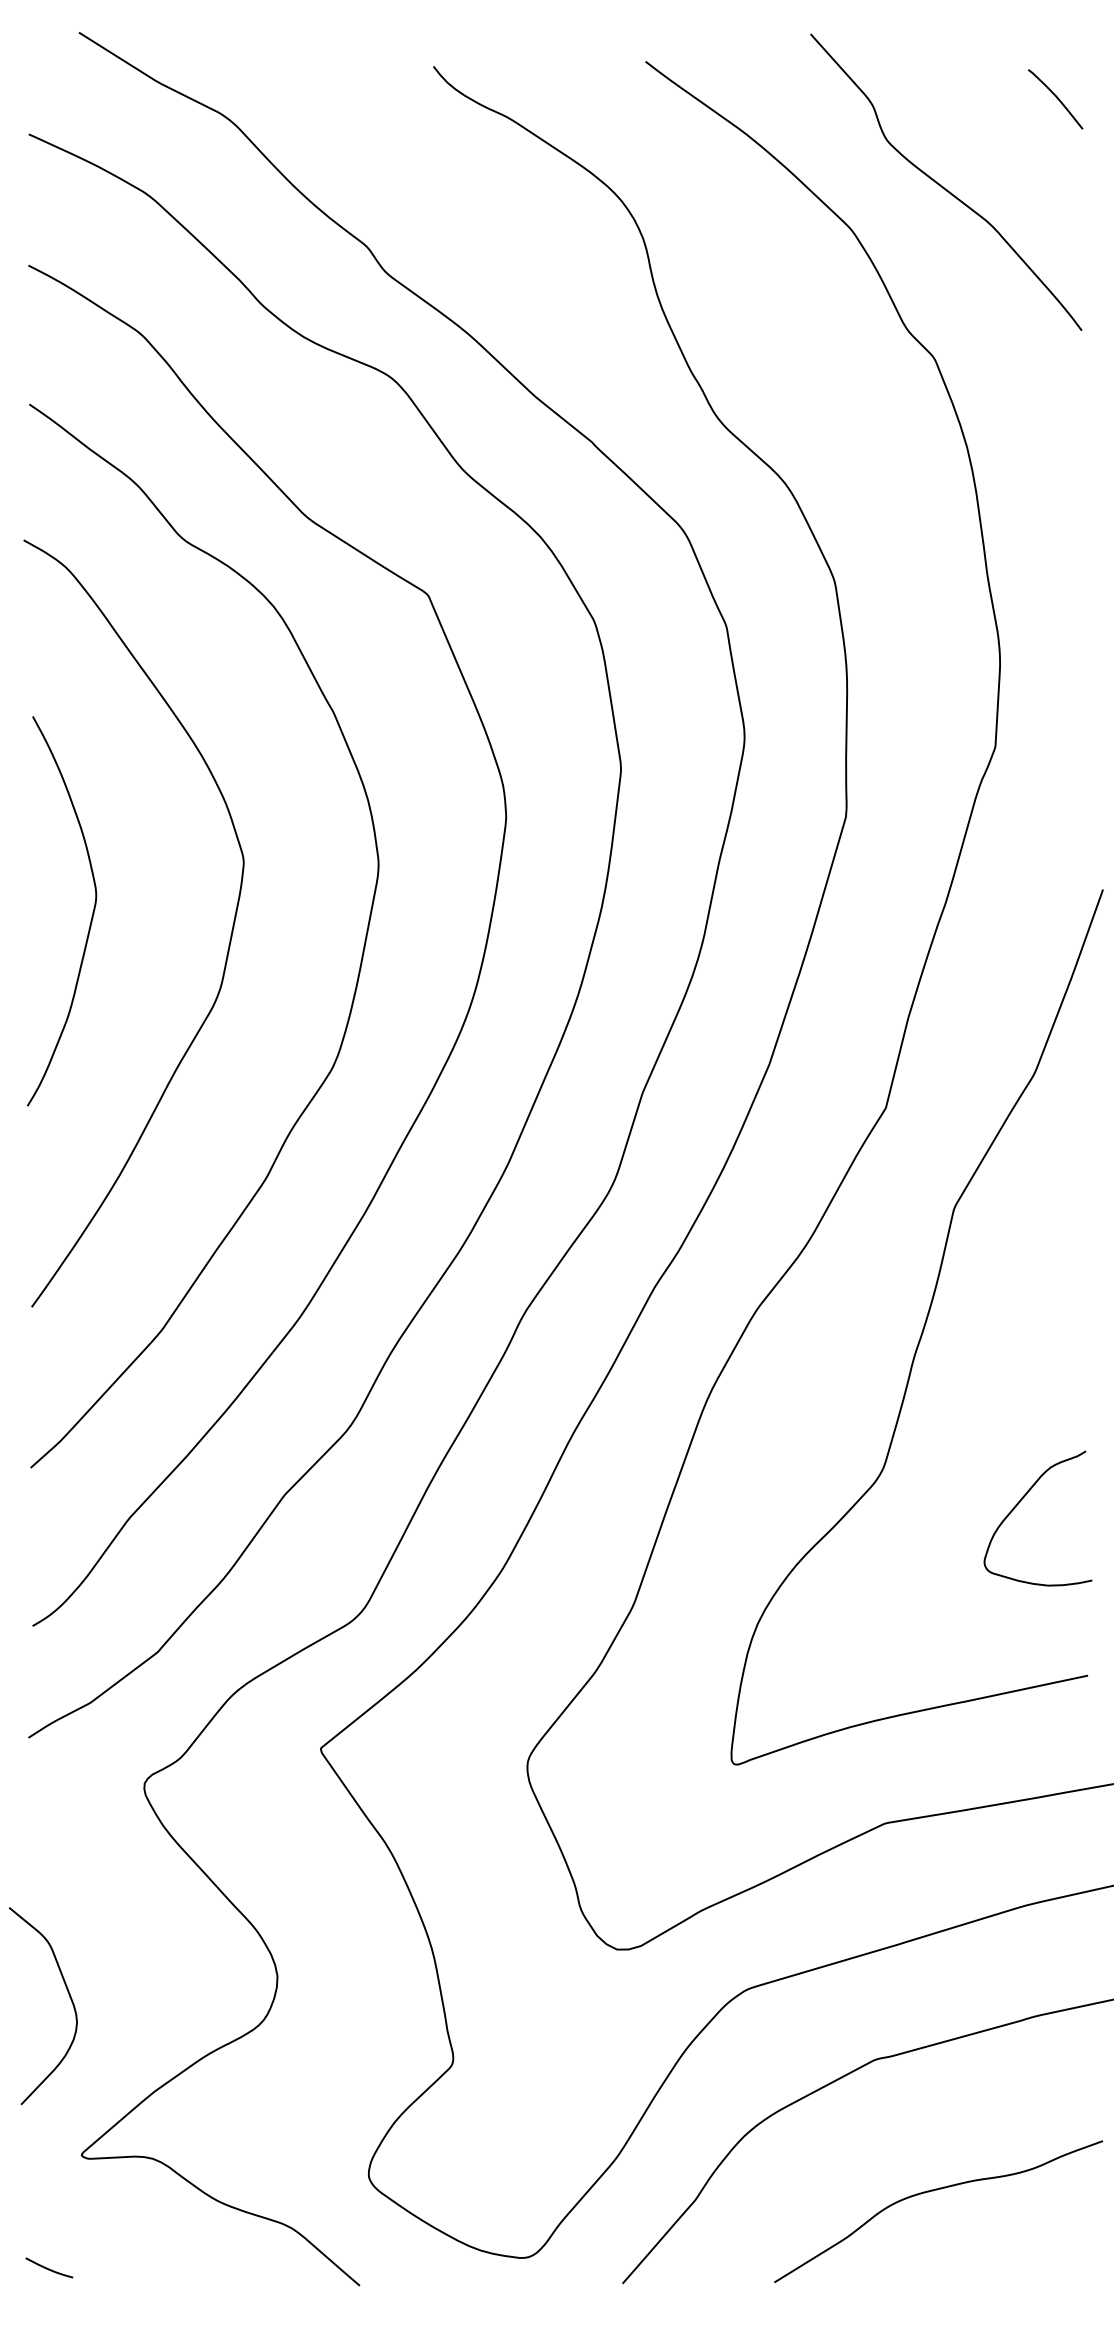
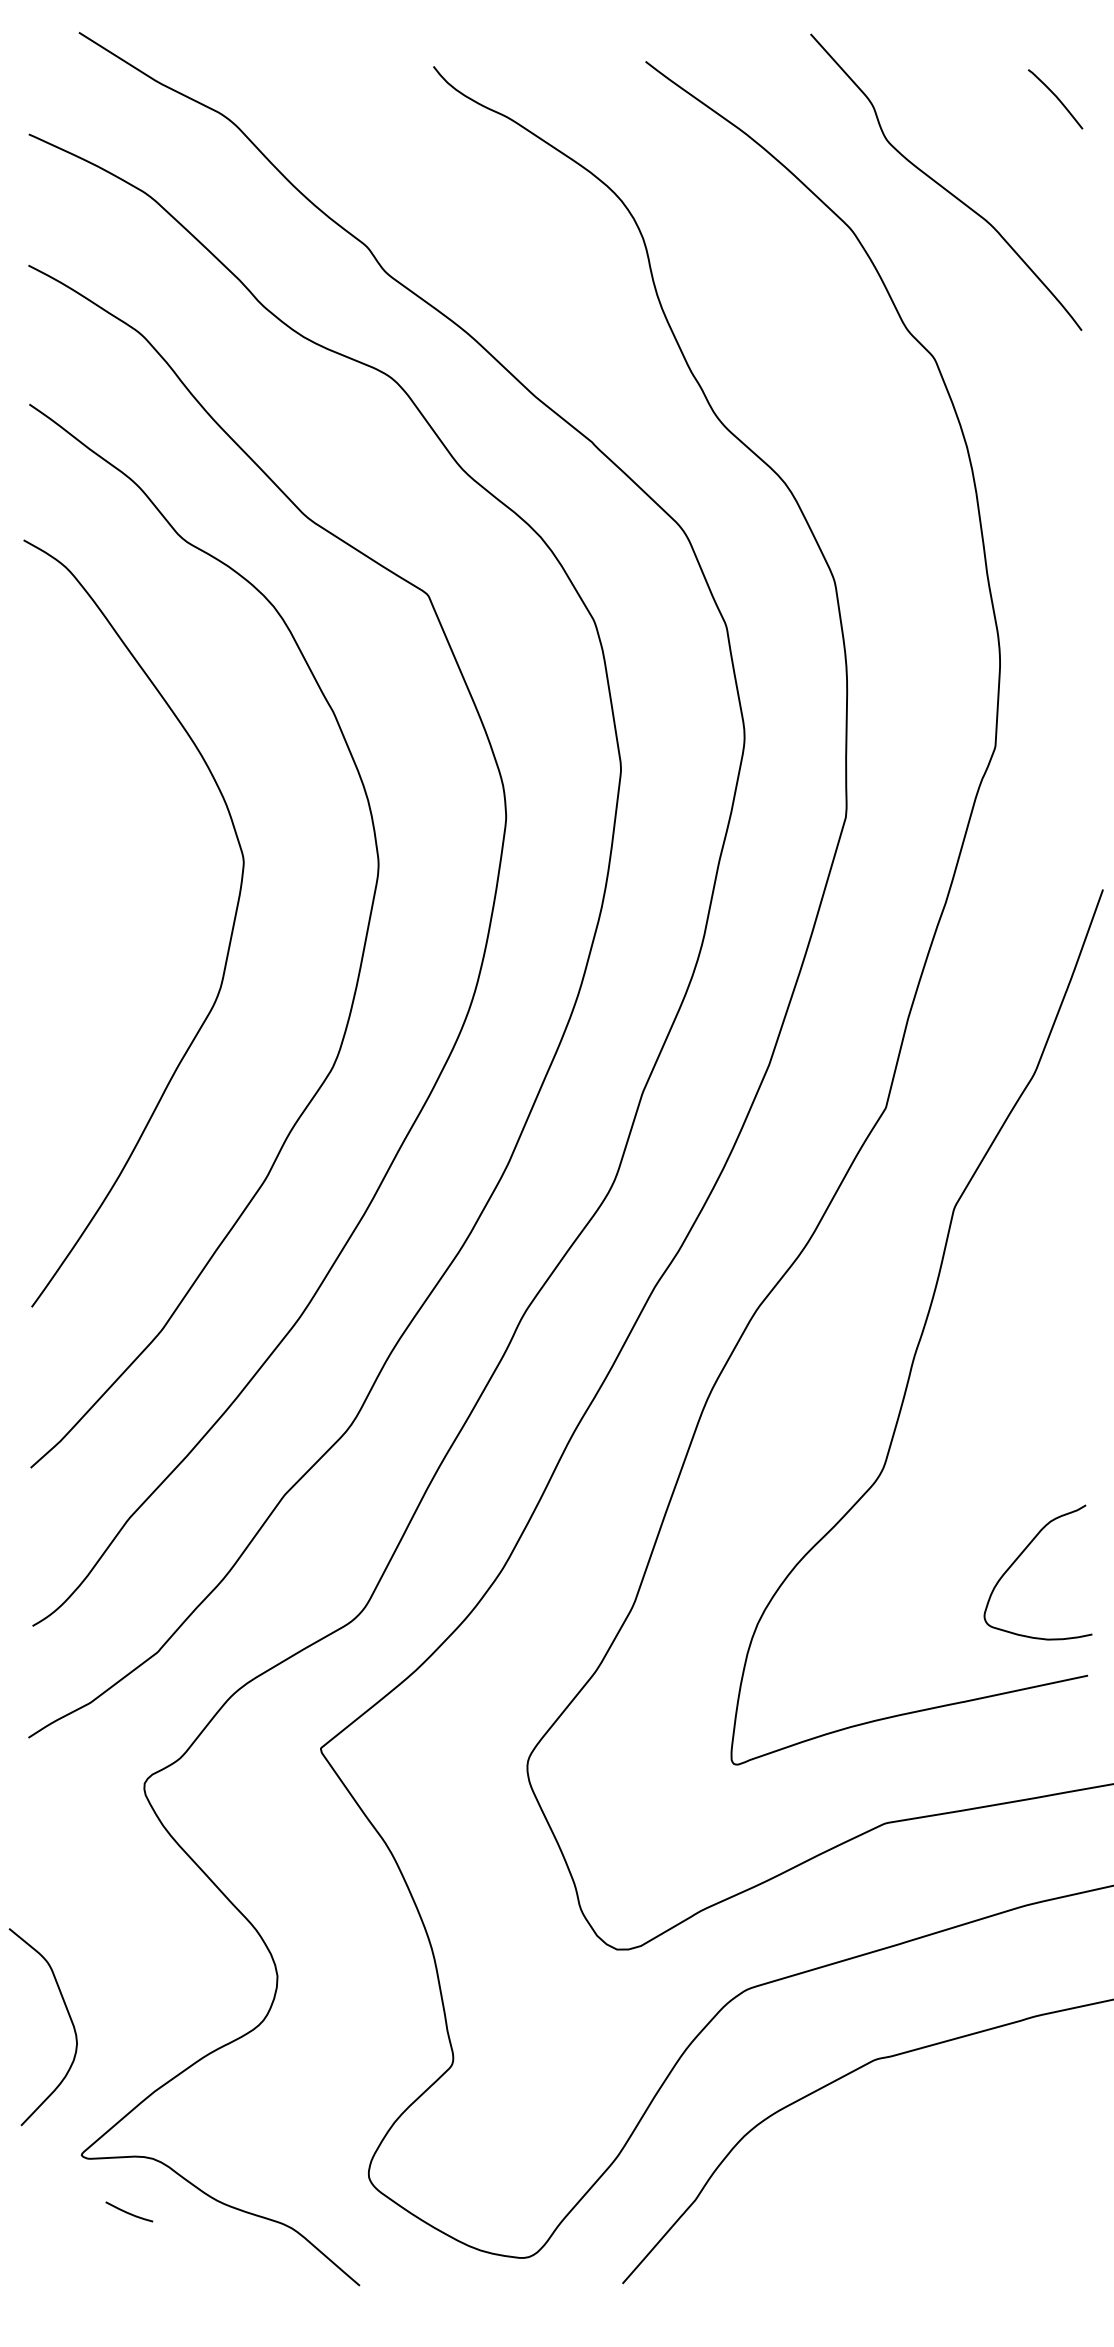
curve: present -> none (90, 920)
curve position: (1021, 1501) -> (1021, 1555) (1021, 1555)
curve position: (69, 1997) -> (69, 2018) (69, 2018)
curve: present -> none (933, 2191)
curve position: (49, 2268) -> (129, 2212) (129, 2212)
